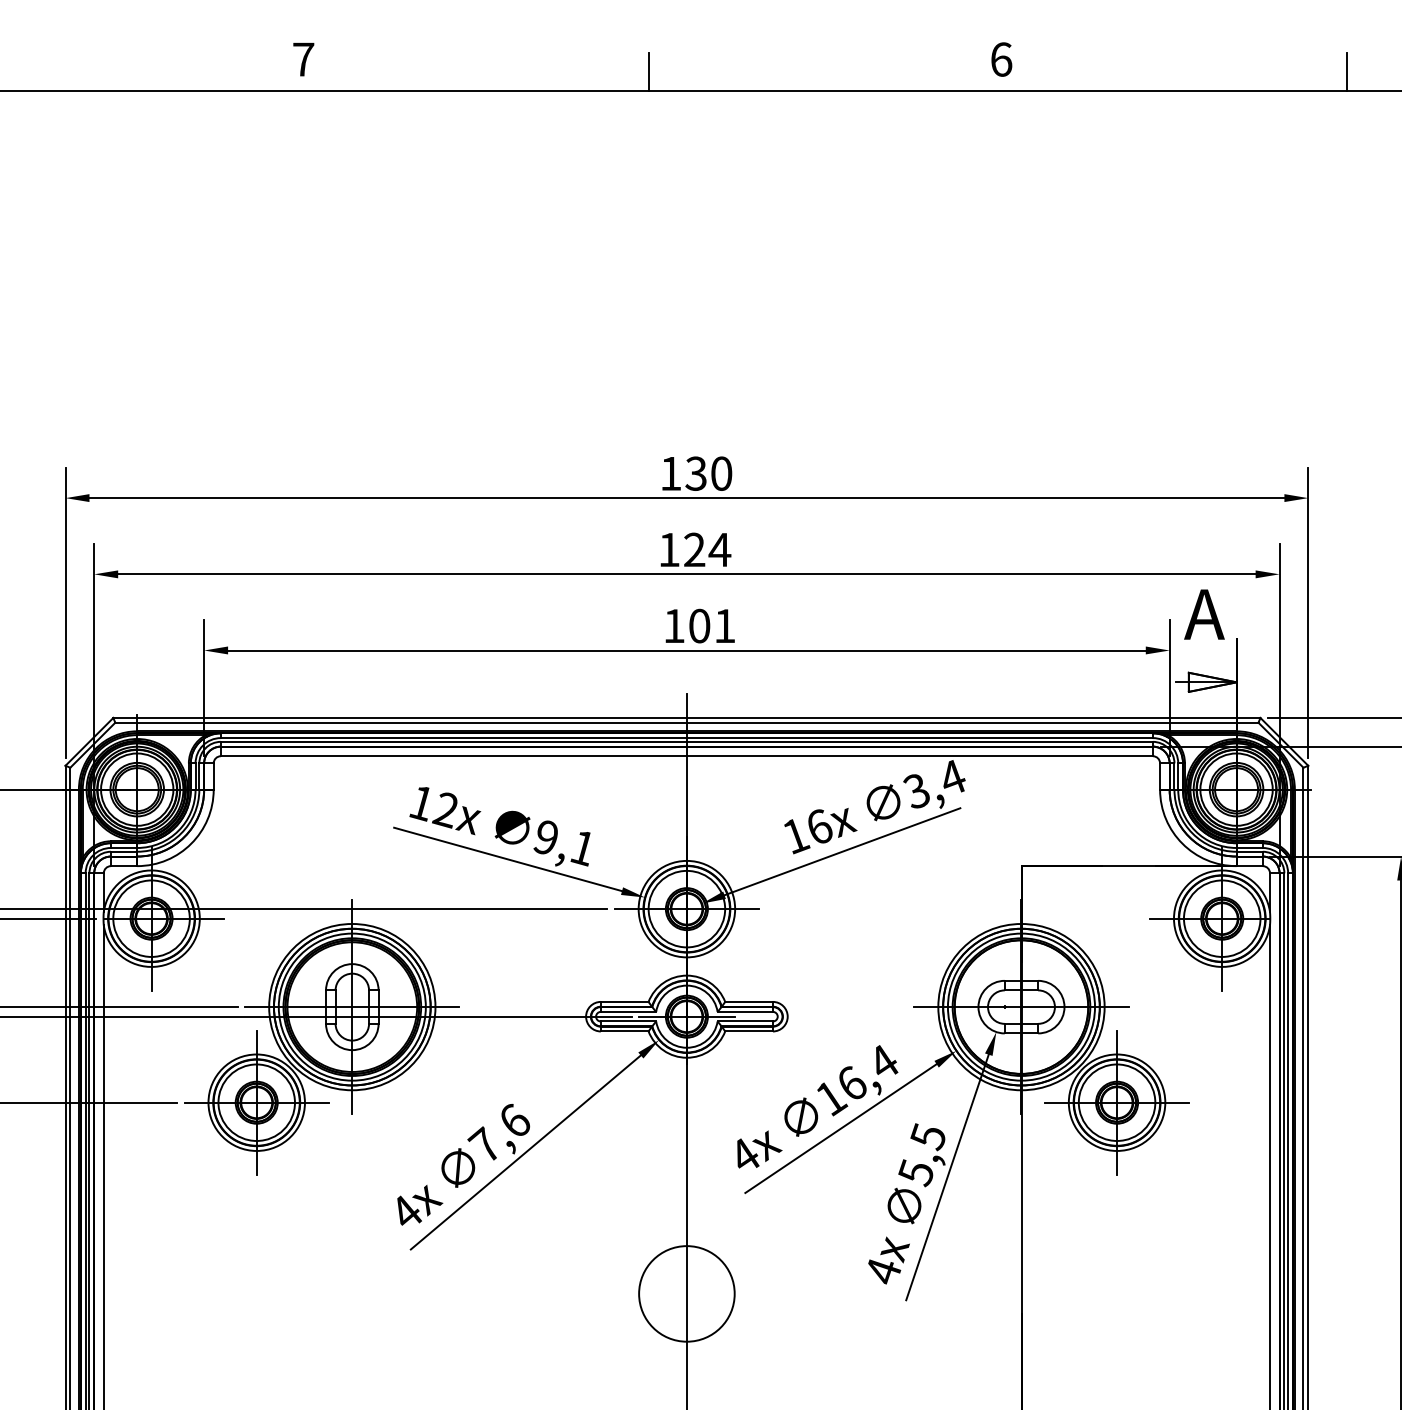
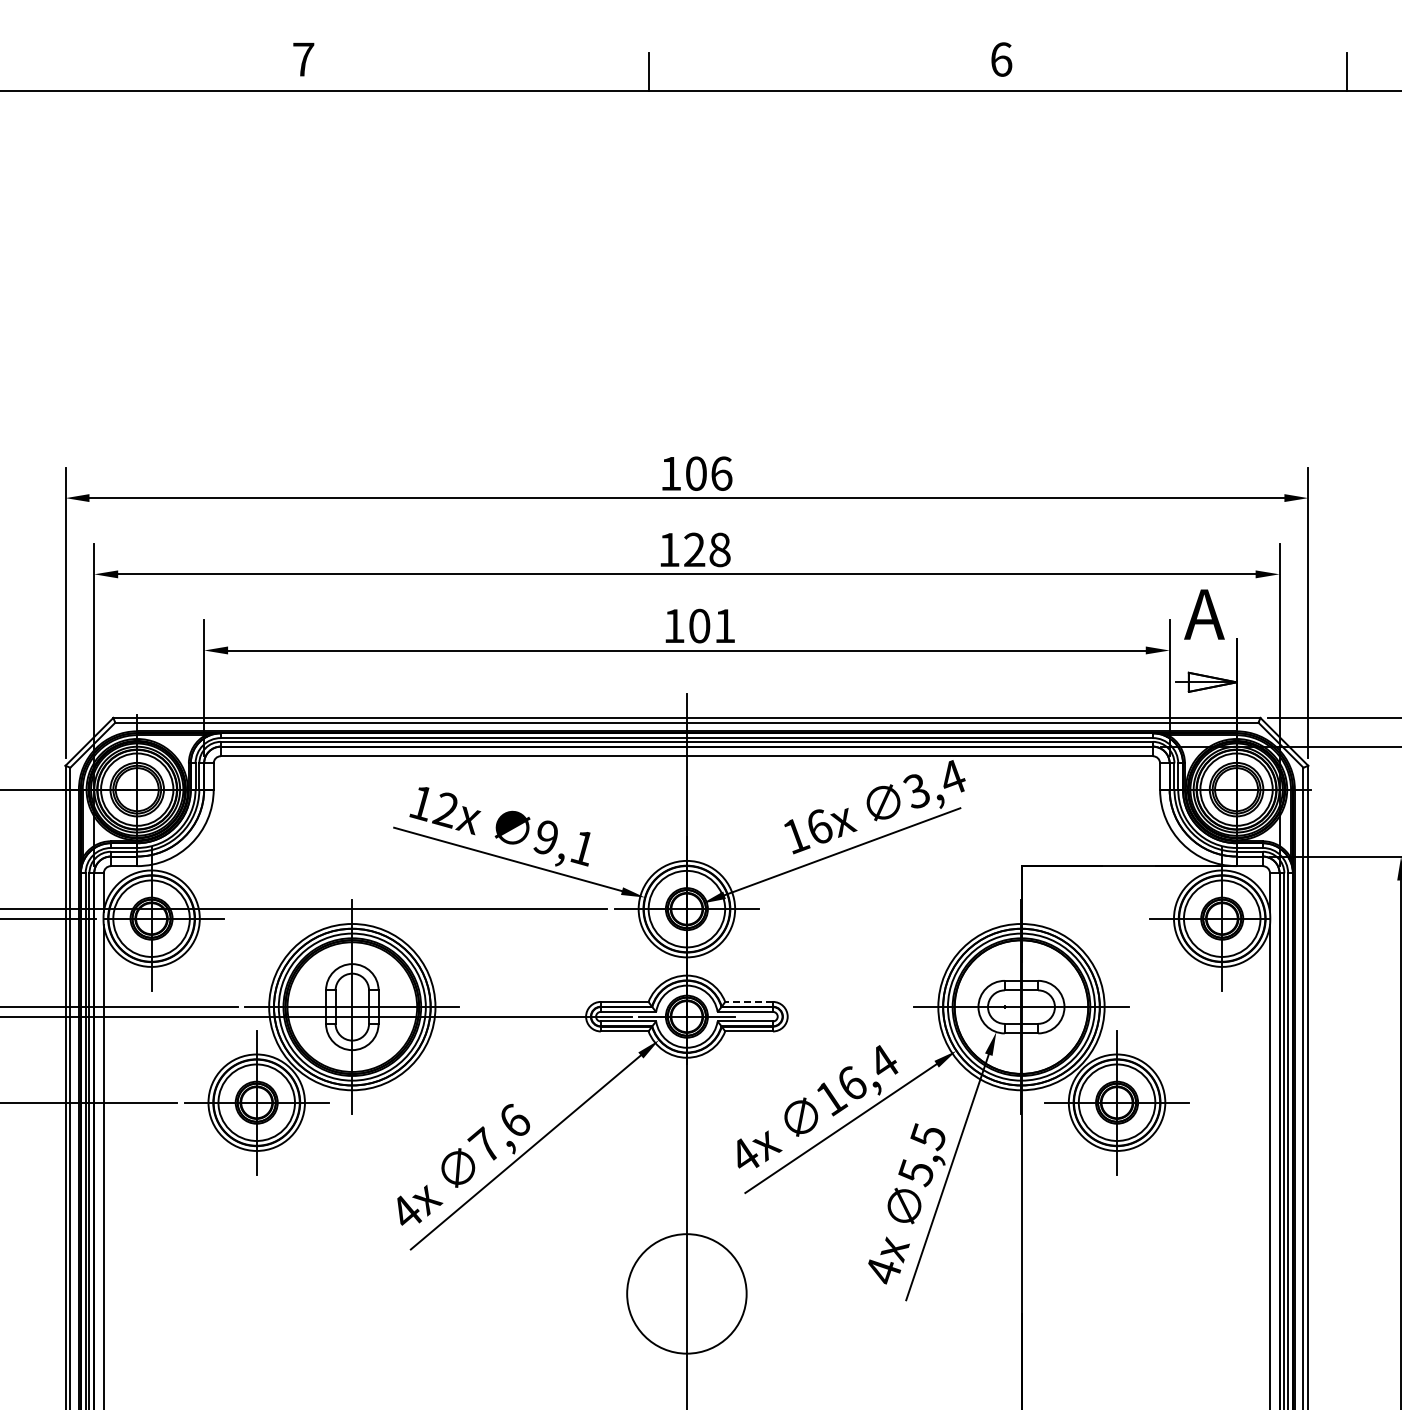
text: 130 -> 106 (708, 473)
text: 124 -> 128 (719, 549)
line: solid -> dashed (749, 1001)
circle diameter: 96 px -> 119 px (686, 1293)
